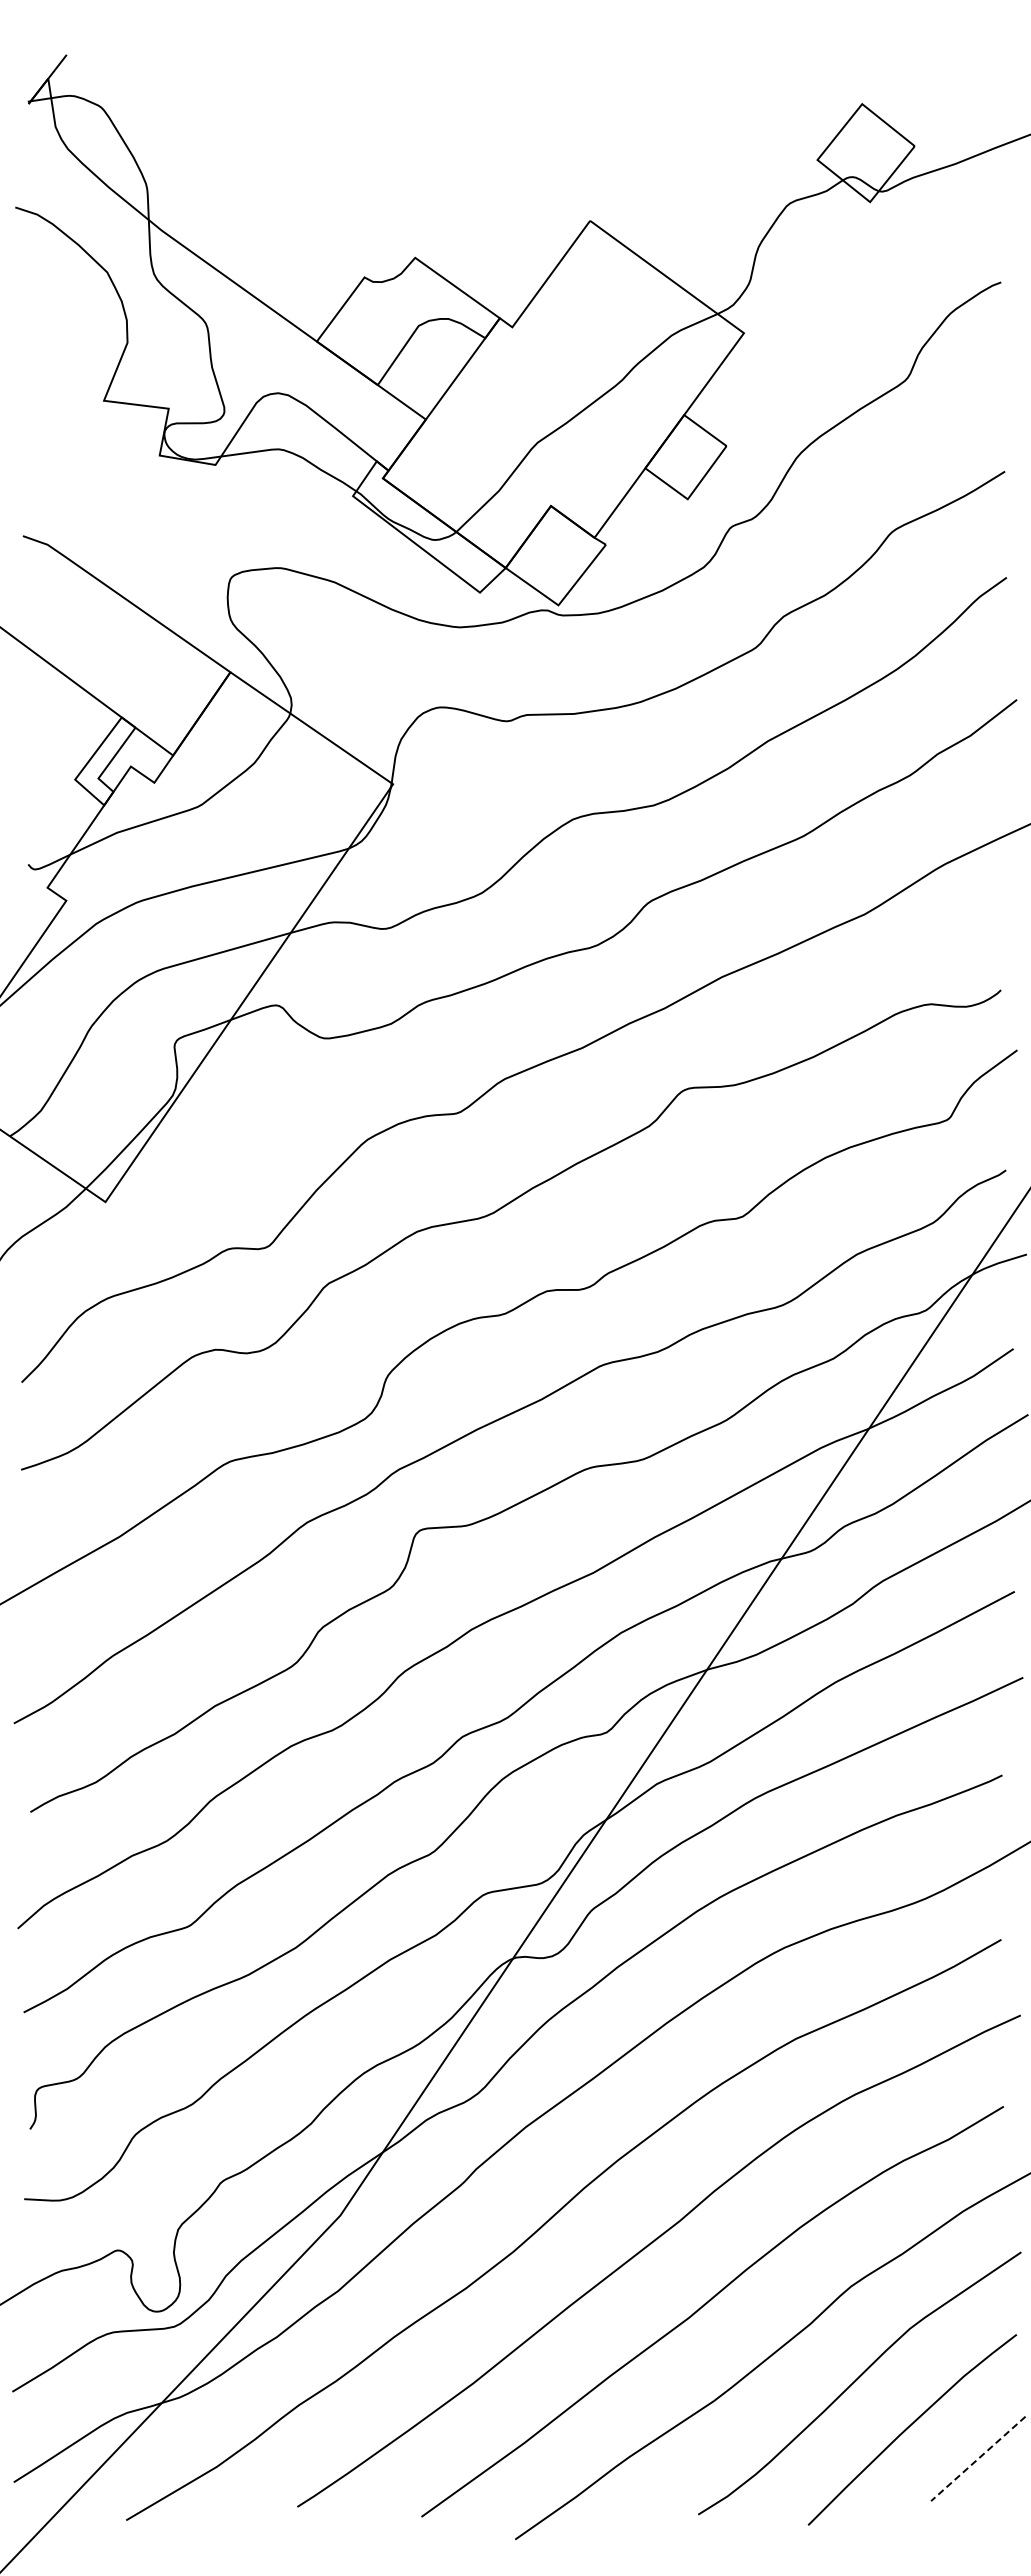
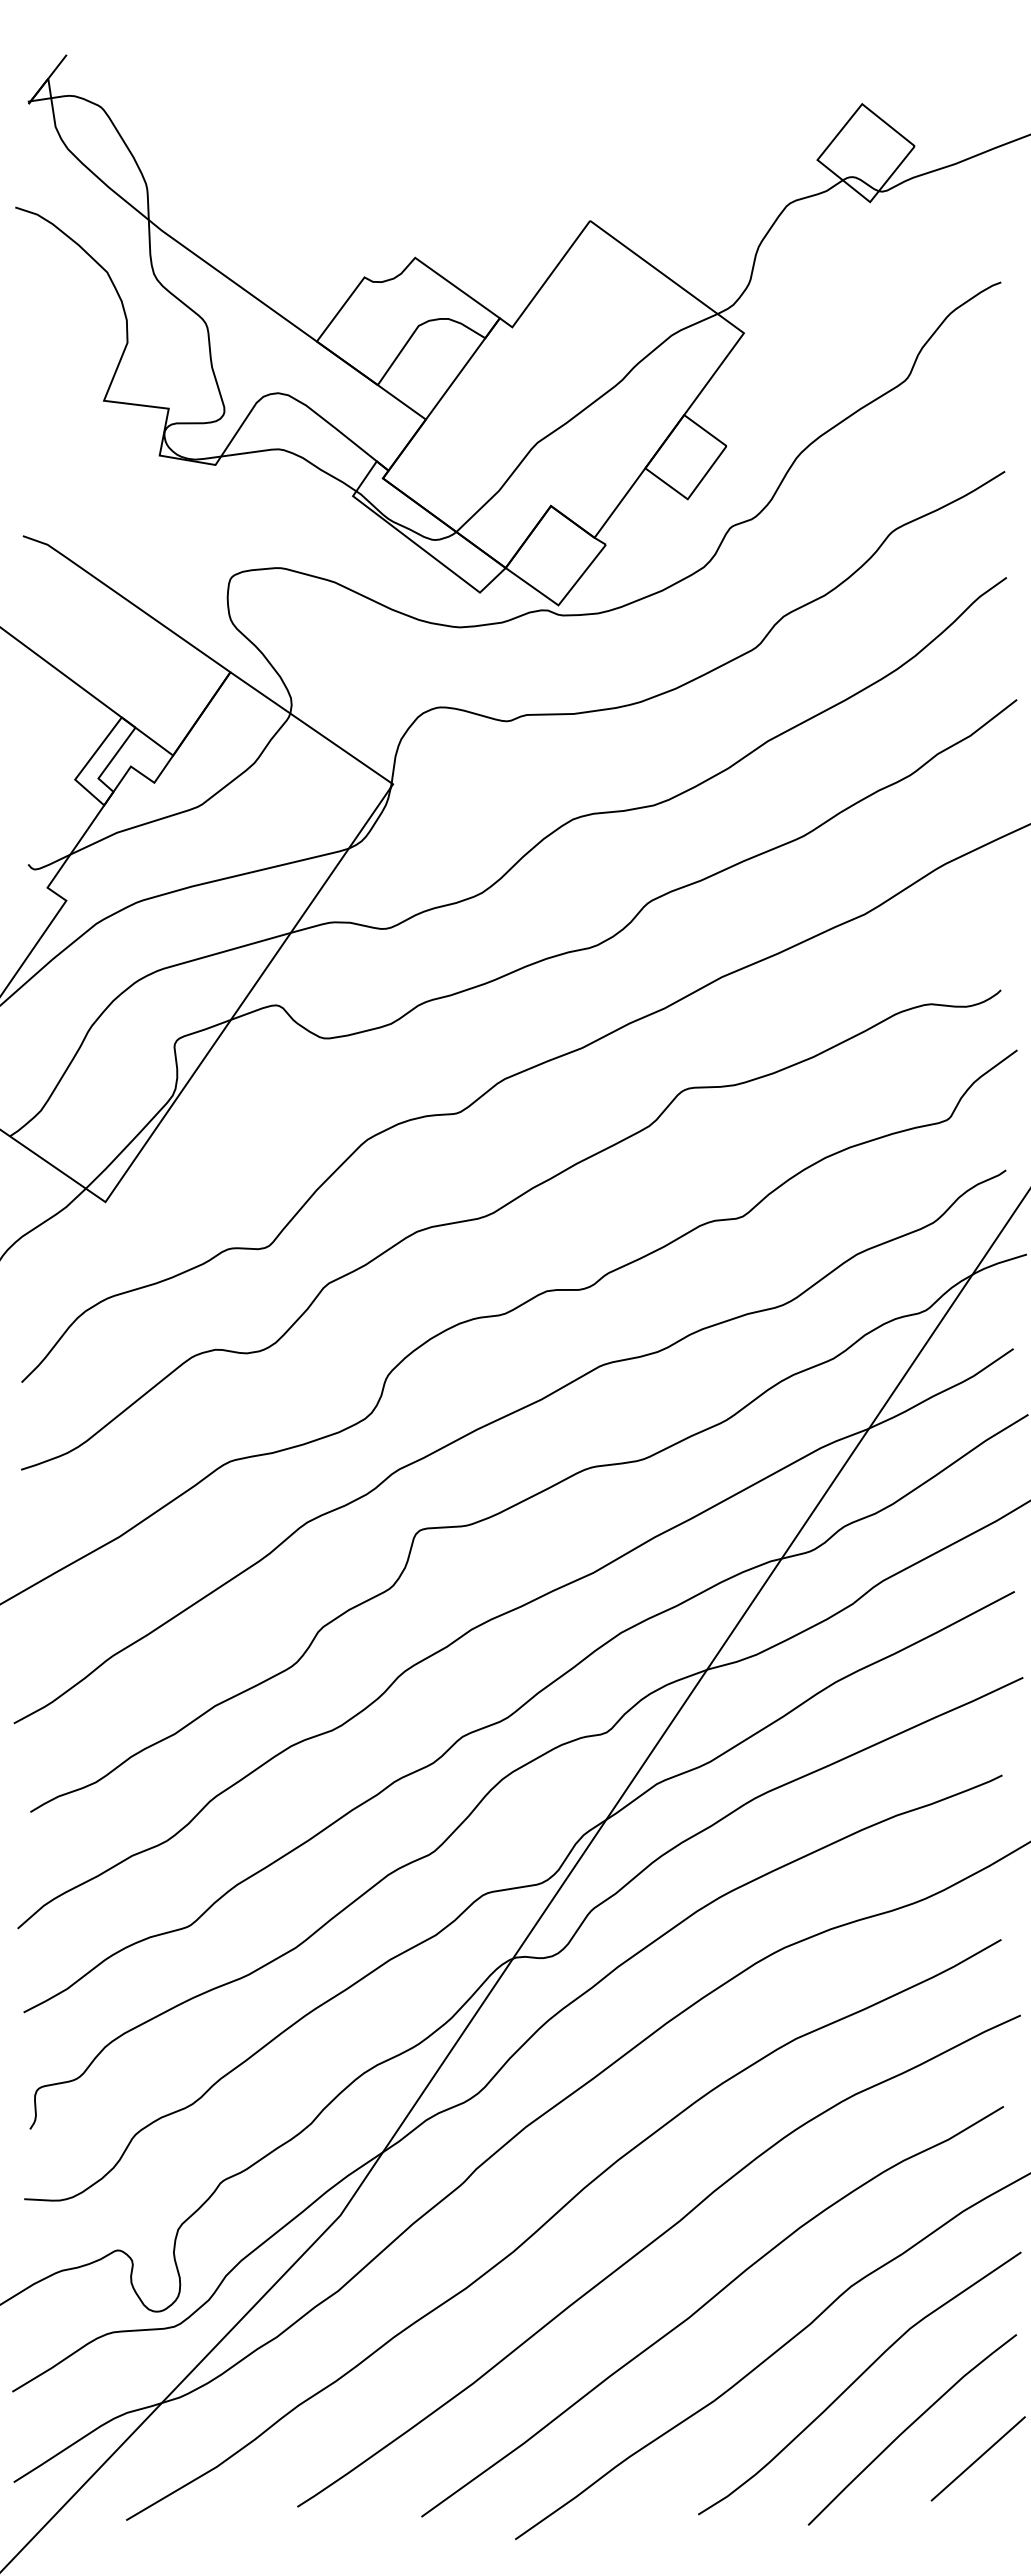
line: dashed -> solid (977, 2459)
